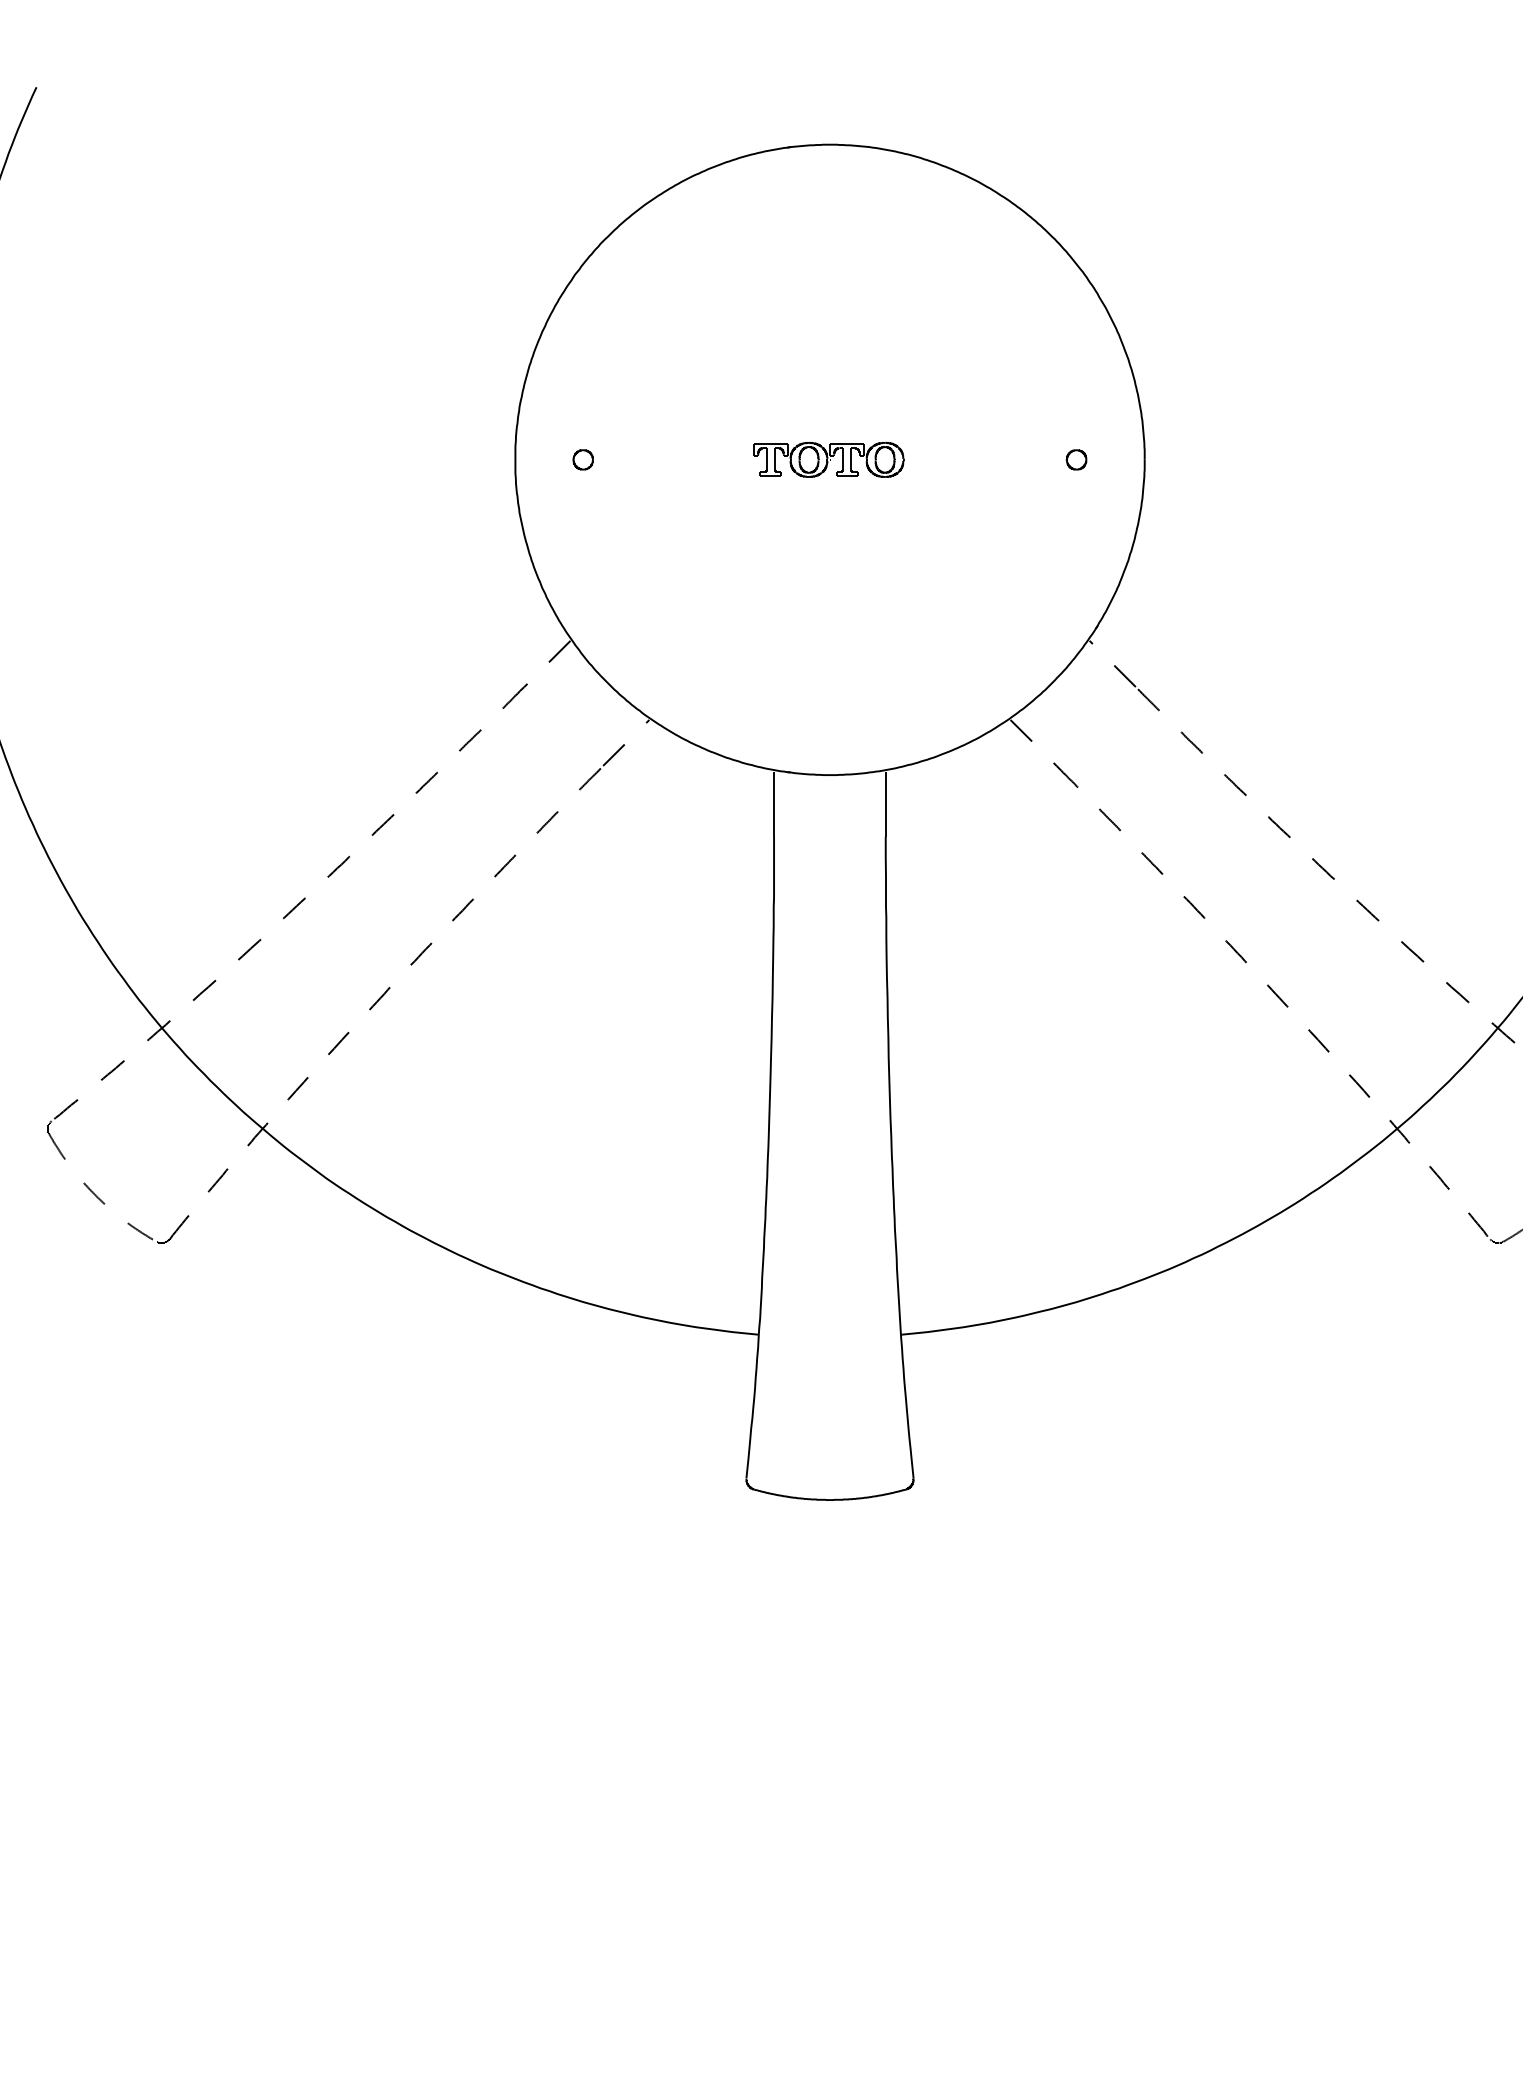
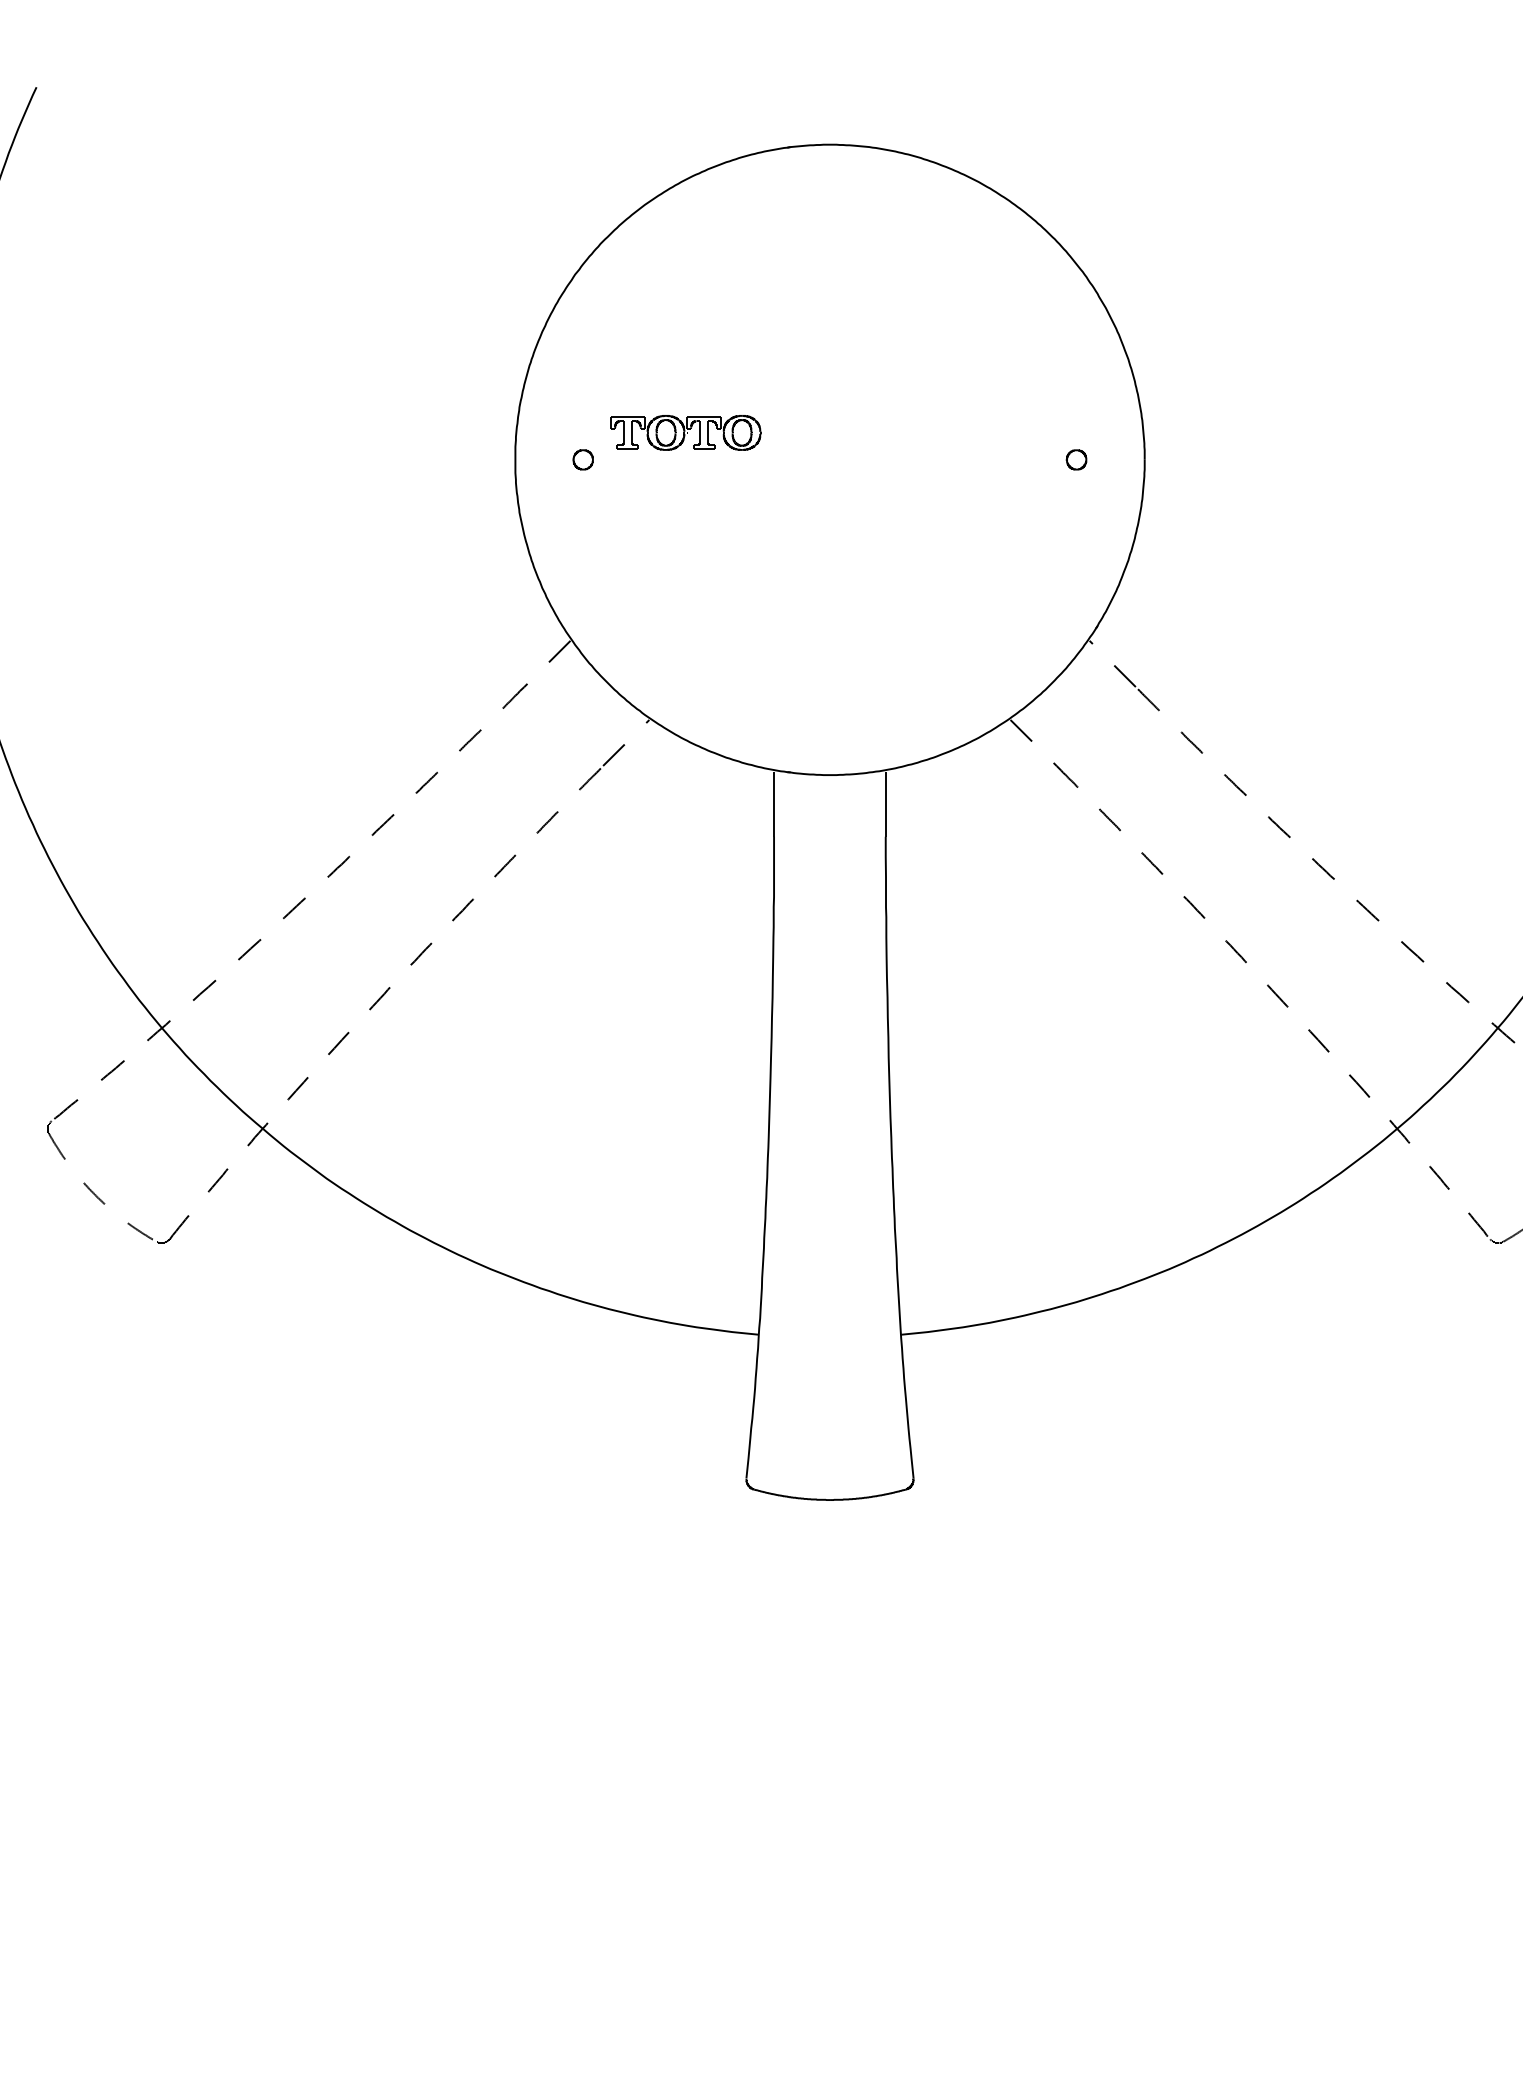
part position: (828, 459) -> (685, 432) (685, 432)
